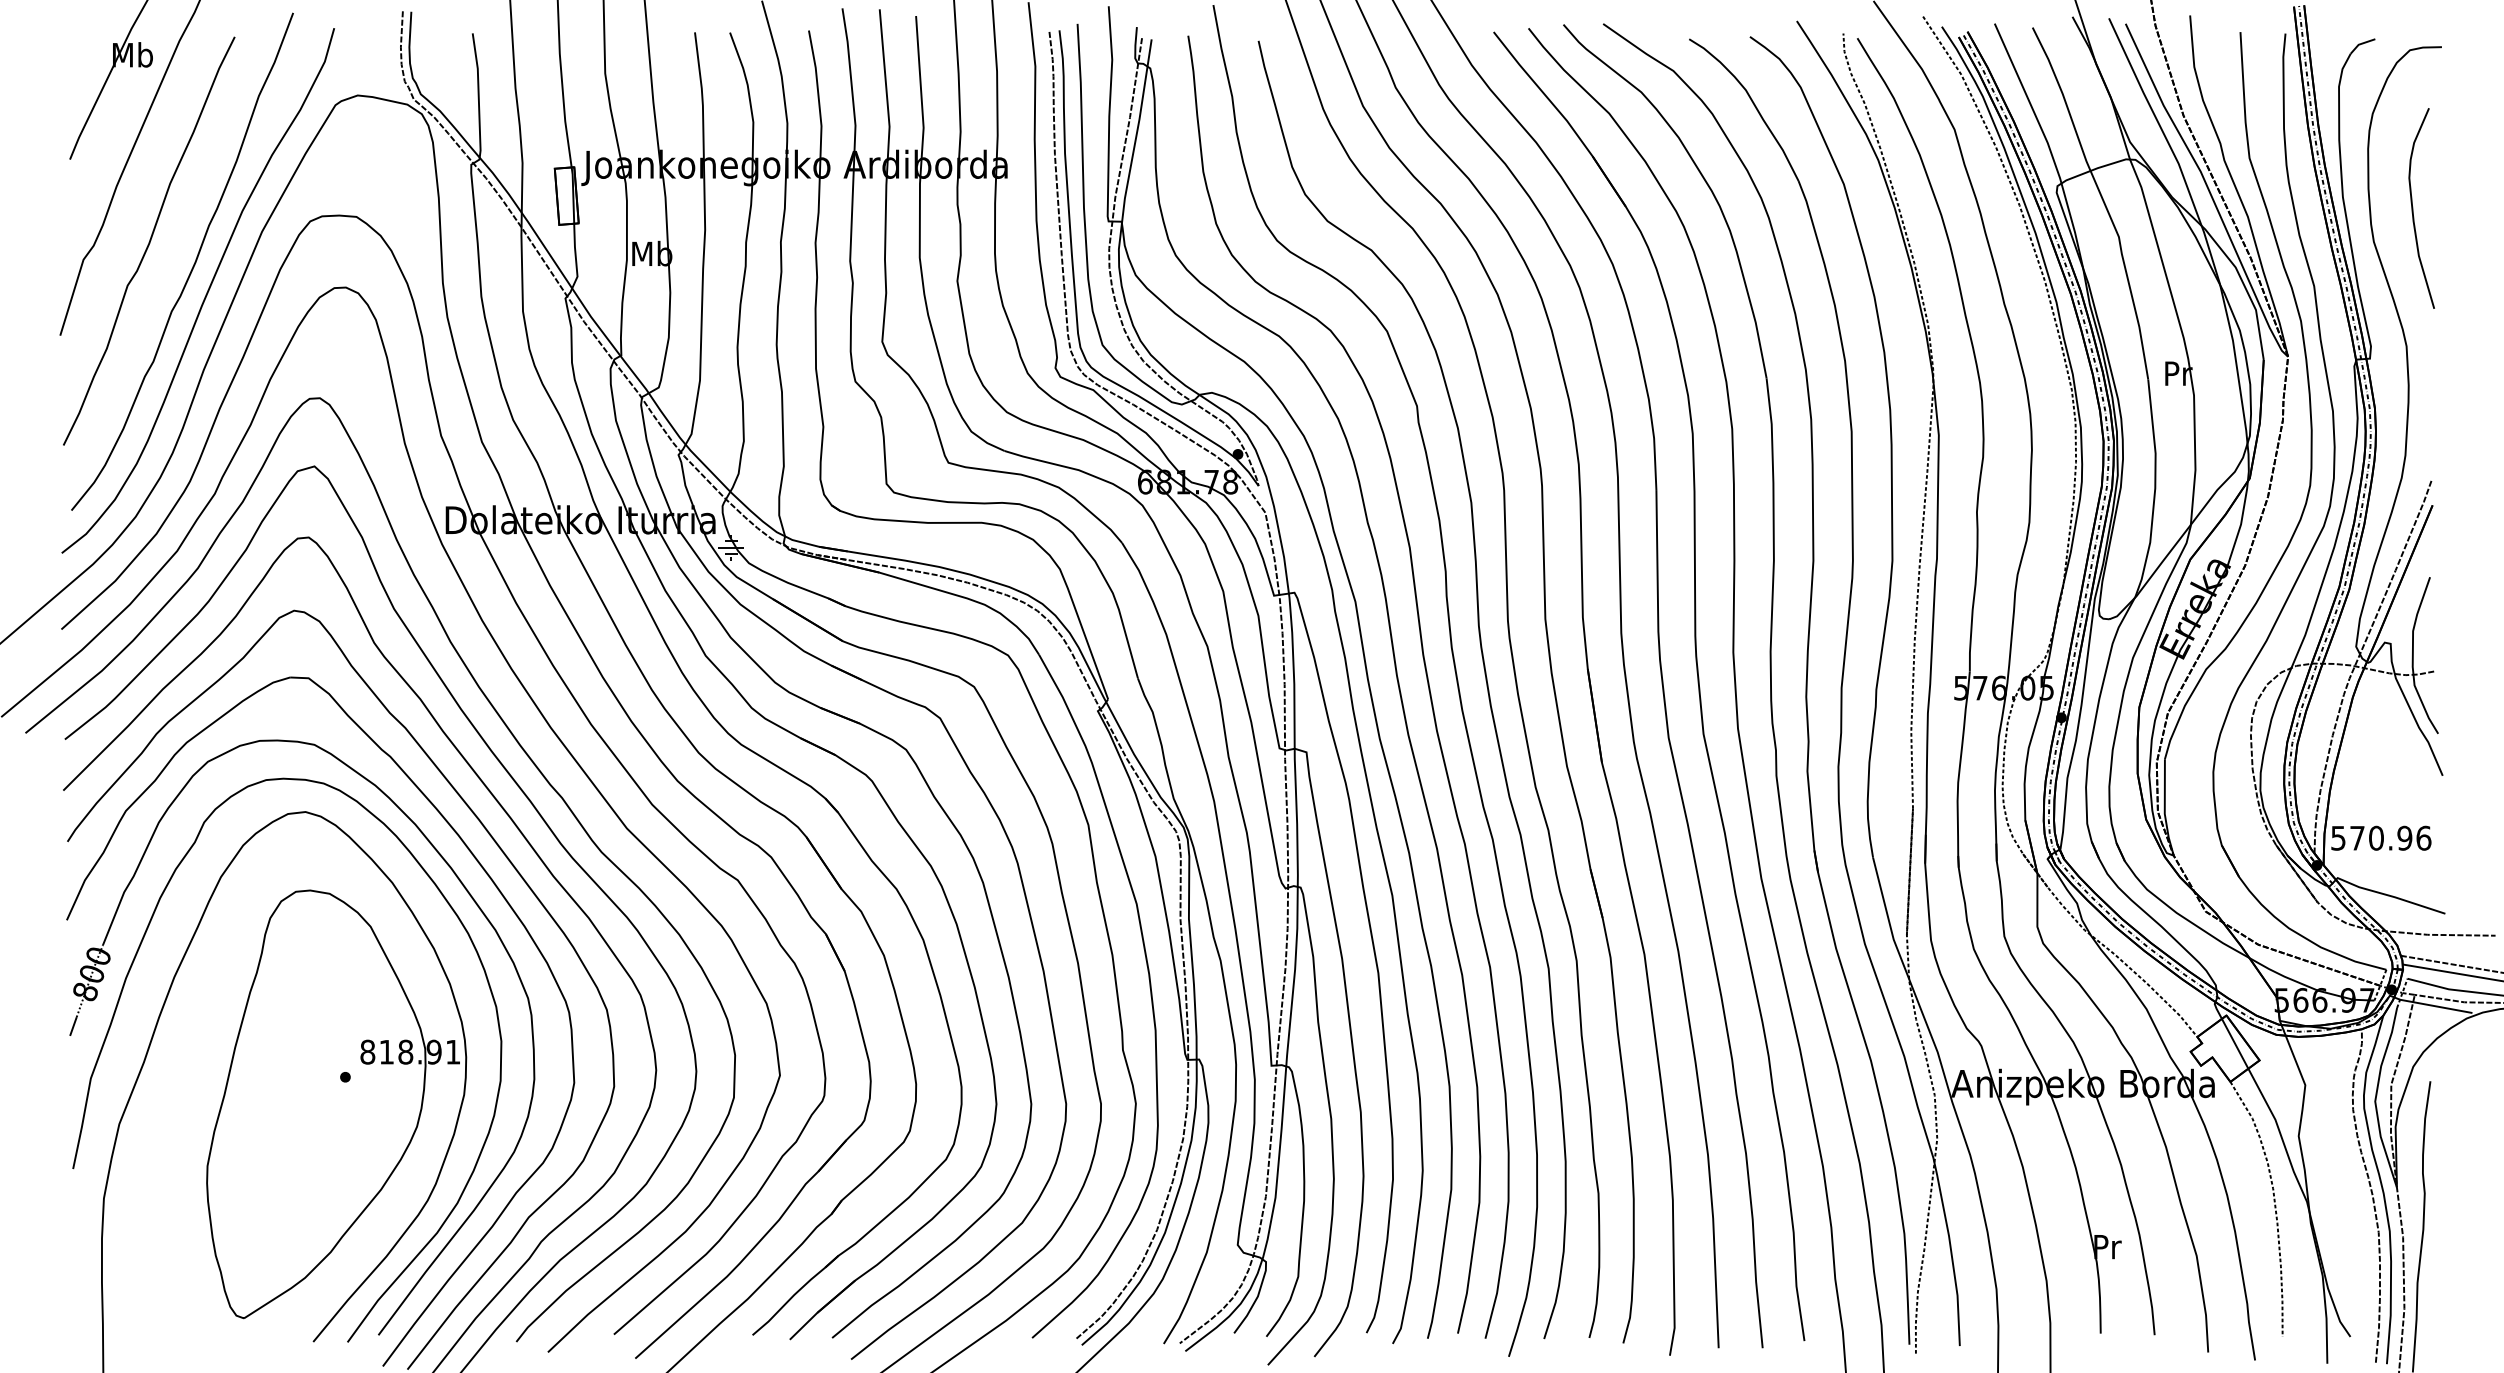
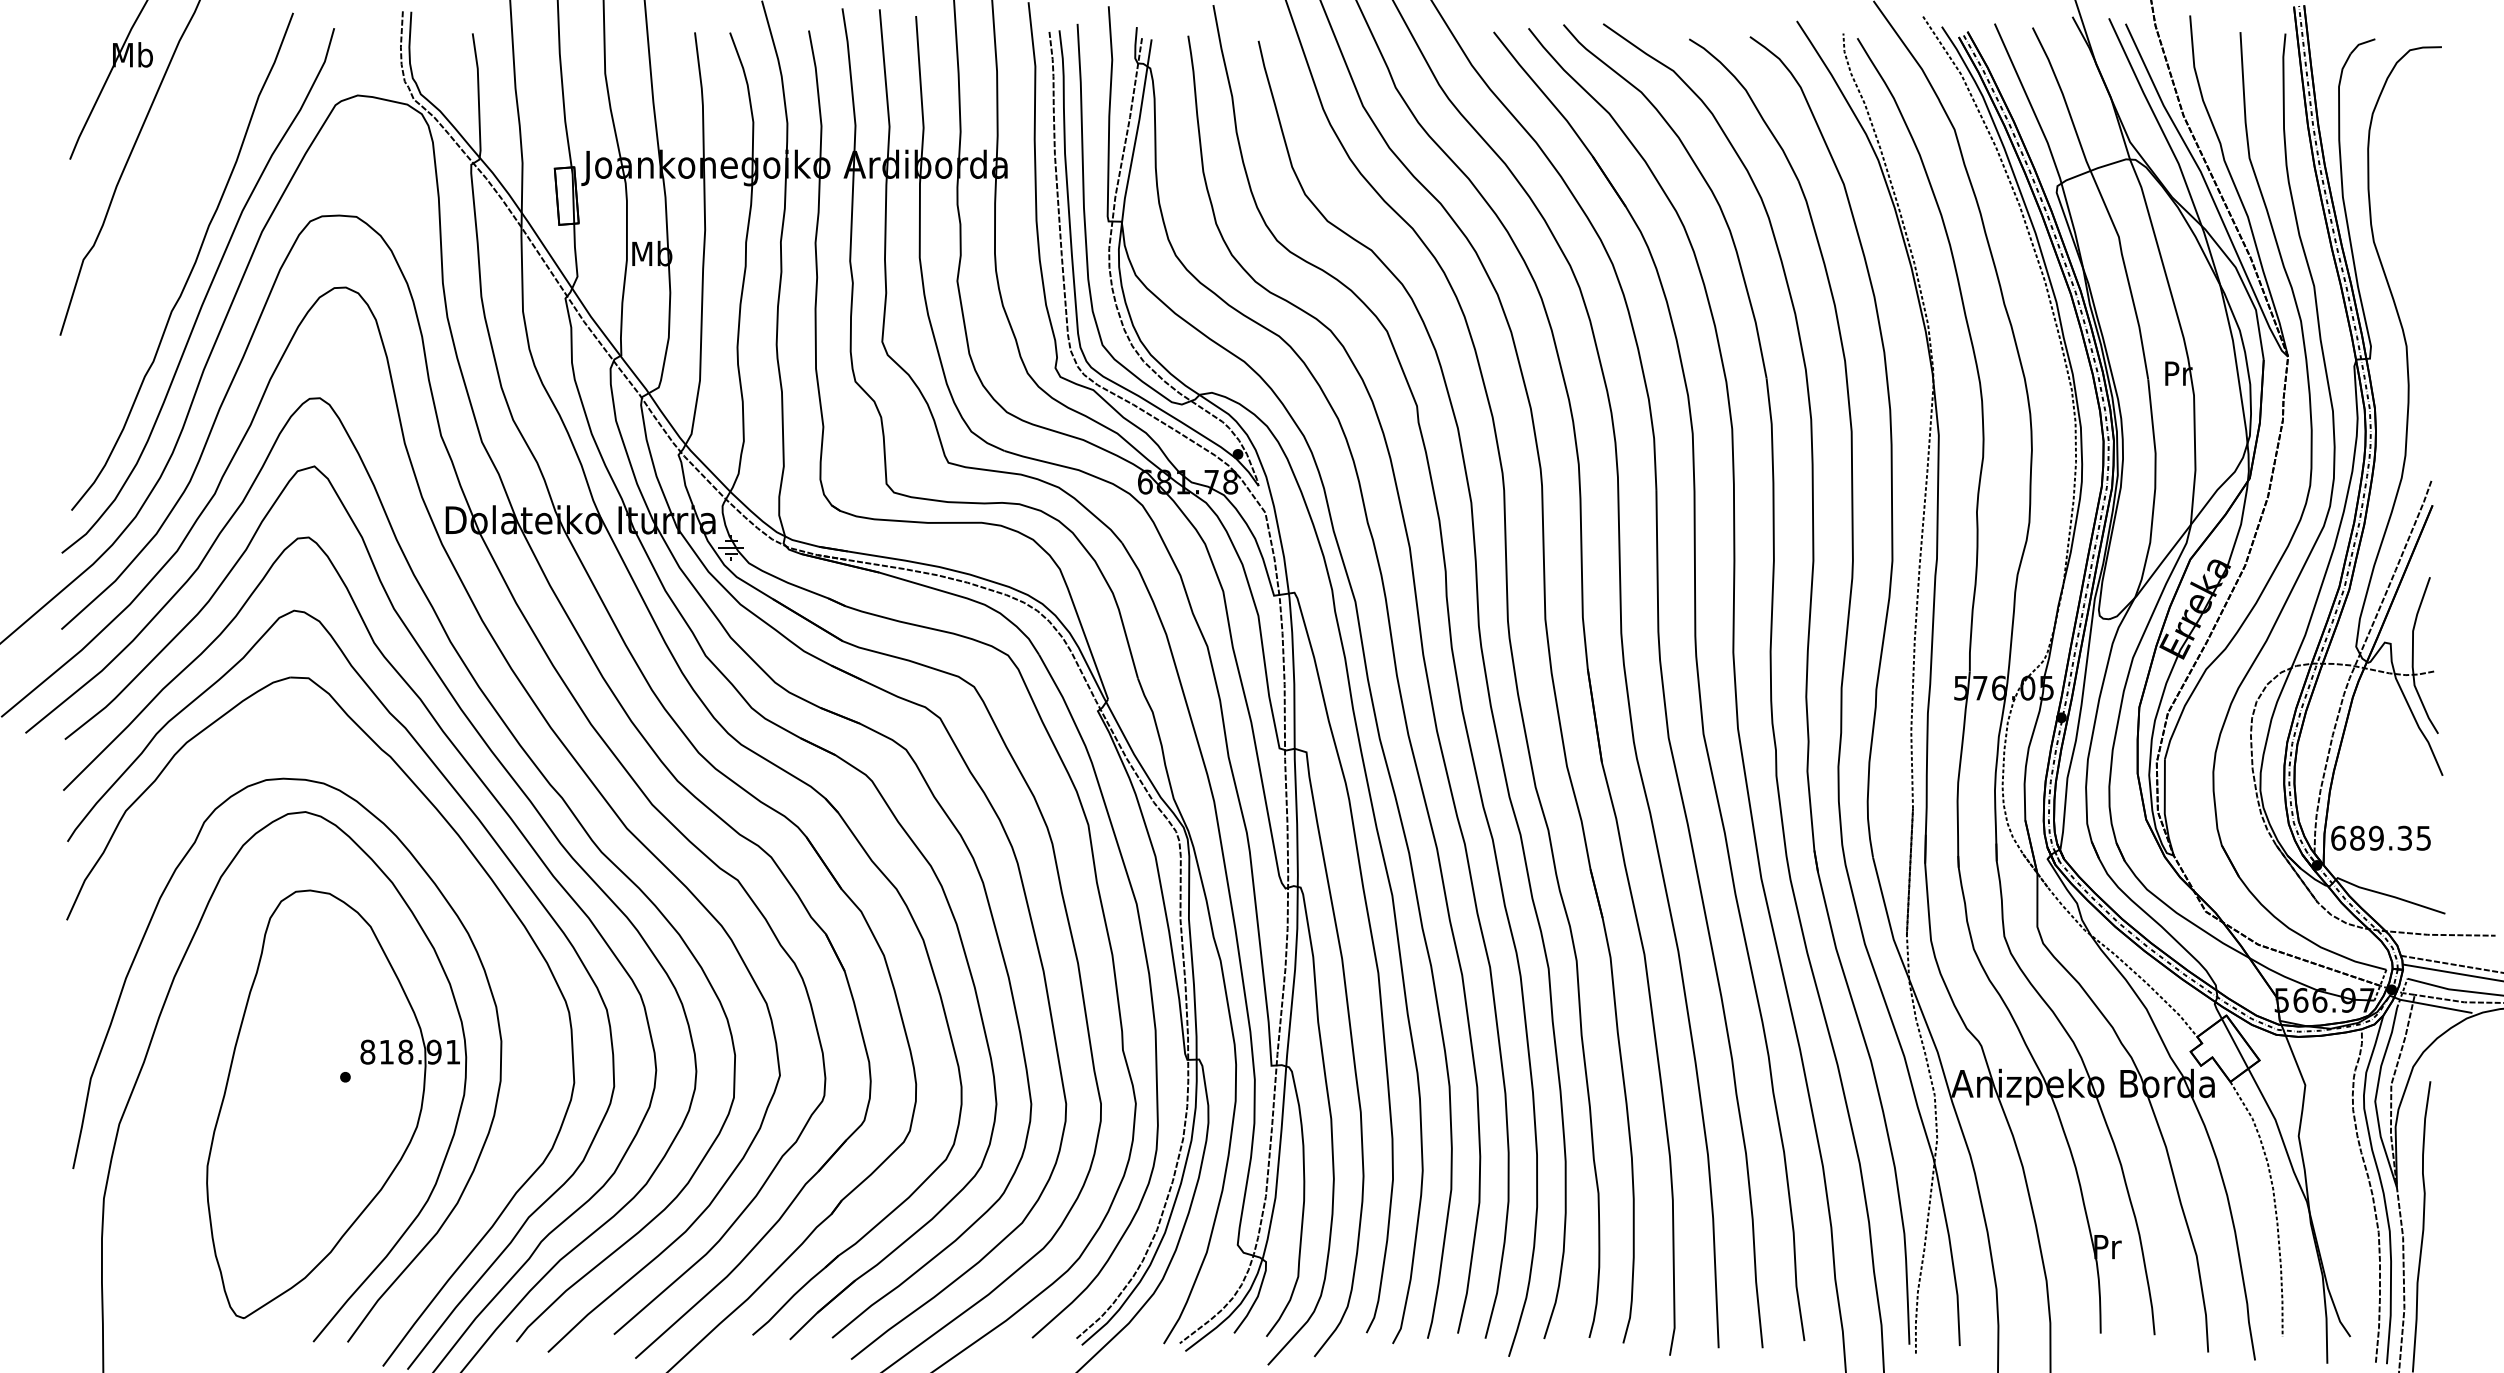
curve: present -> none (2413, 208)
curve: present -> none (149, 240)
text: 570.96 -> 689.35 (2381, 837)
part: present -> none (110, 960)
